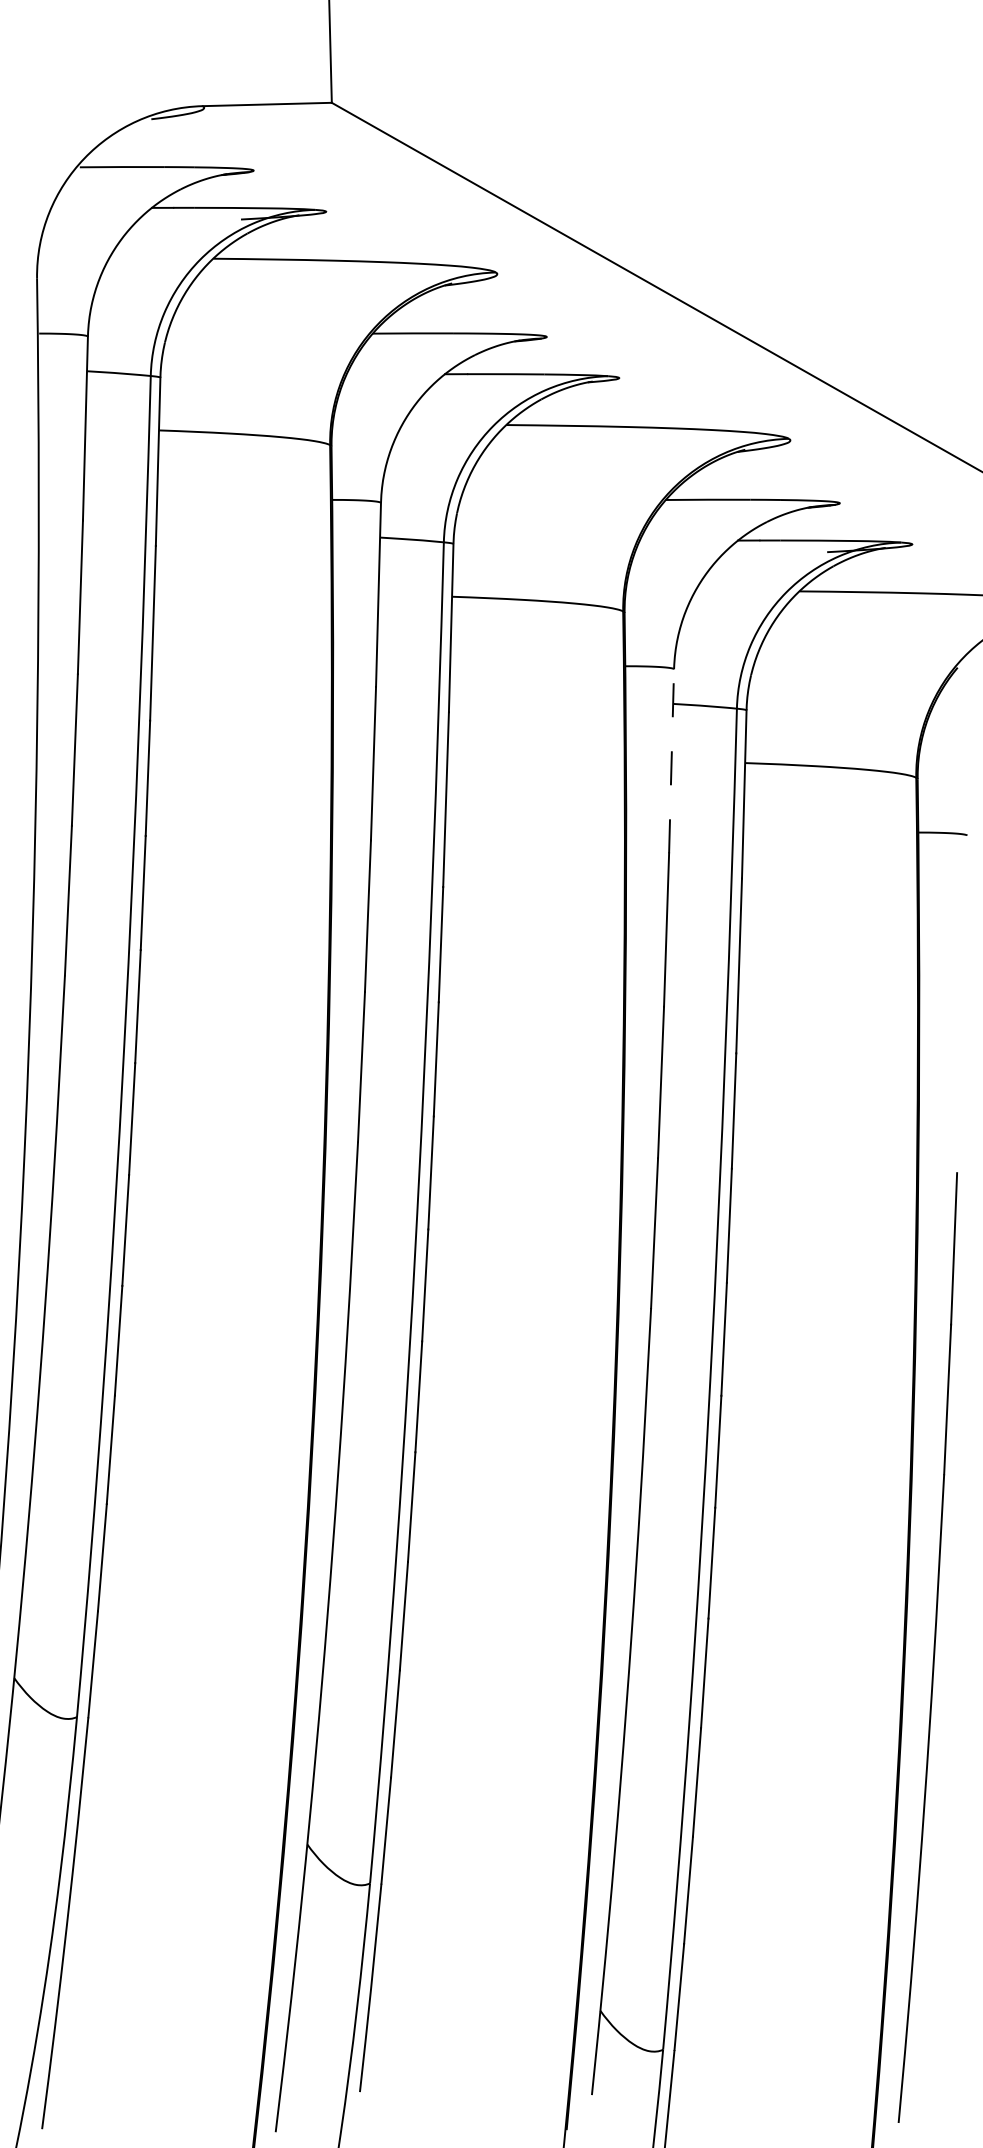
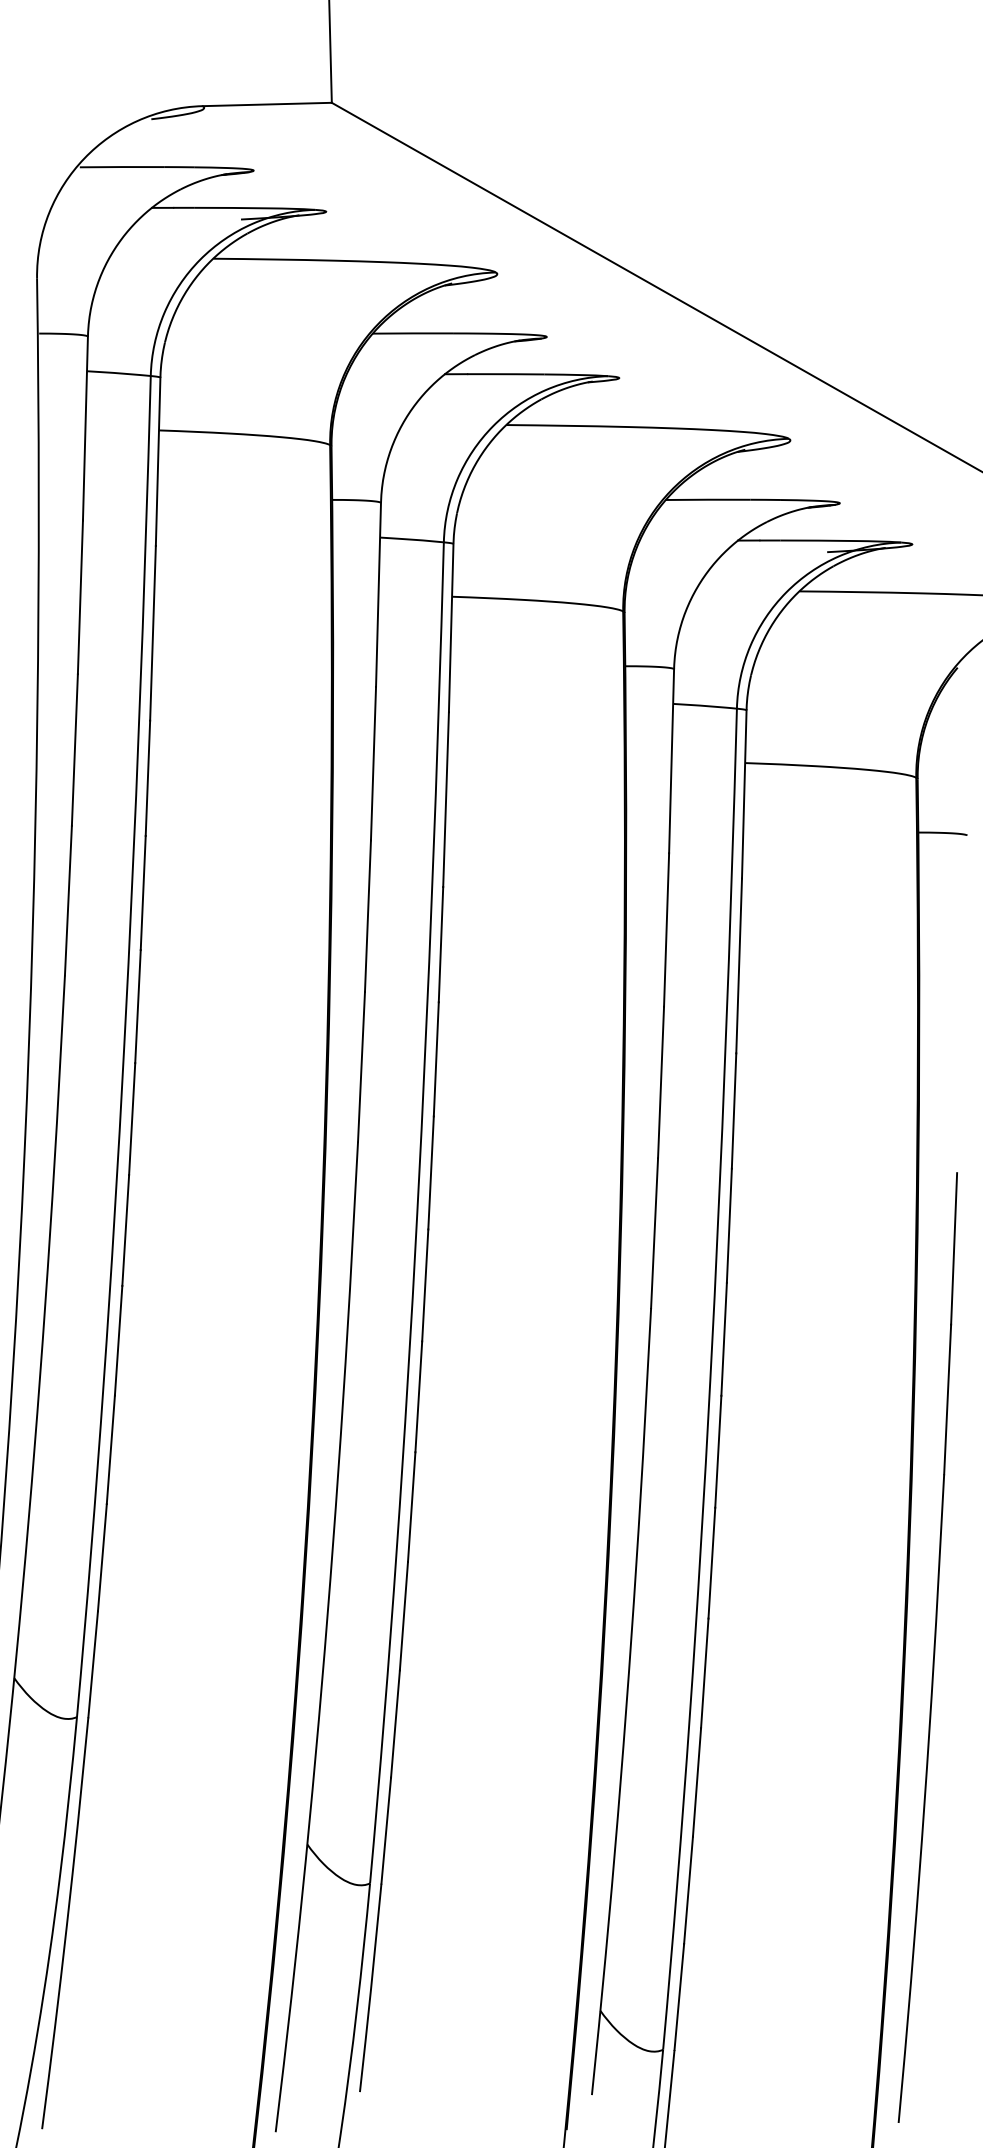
line: dashed -> solid (671, 760)
